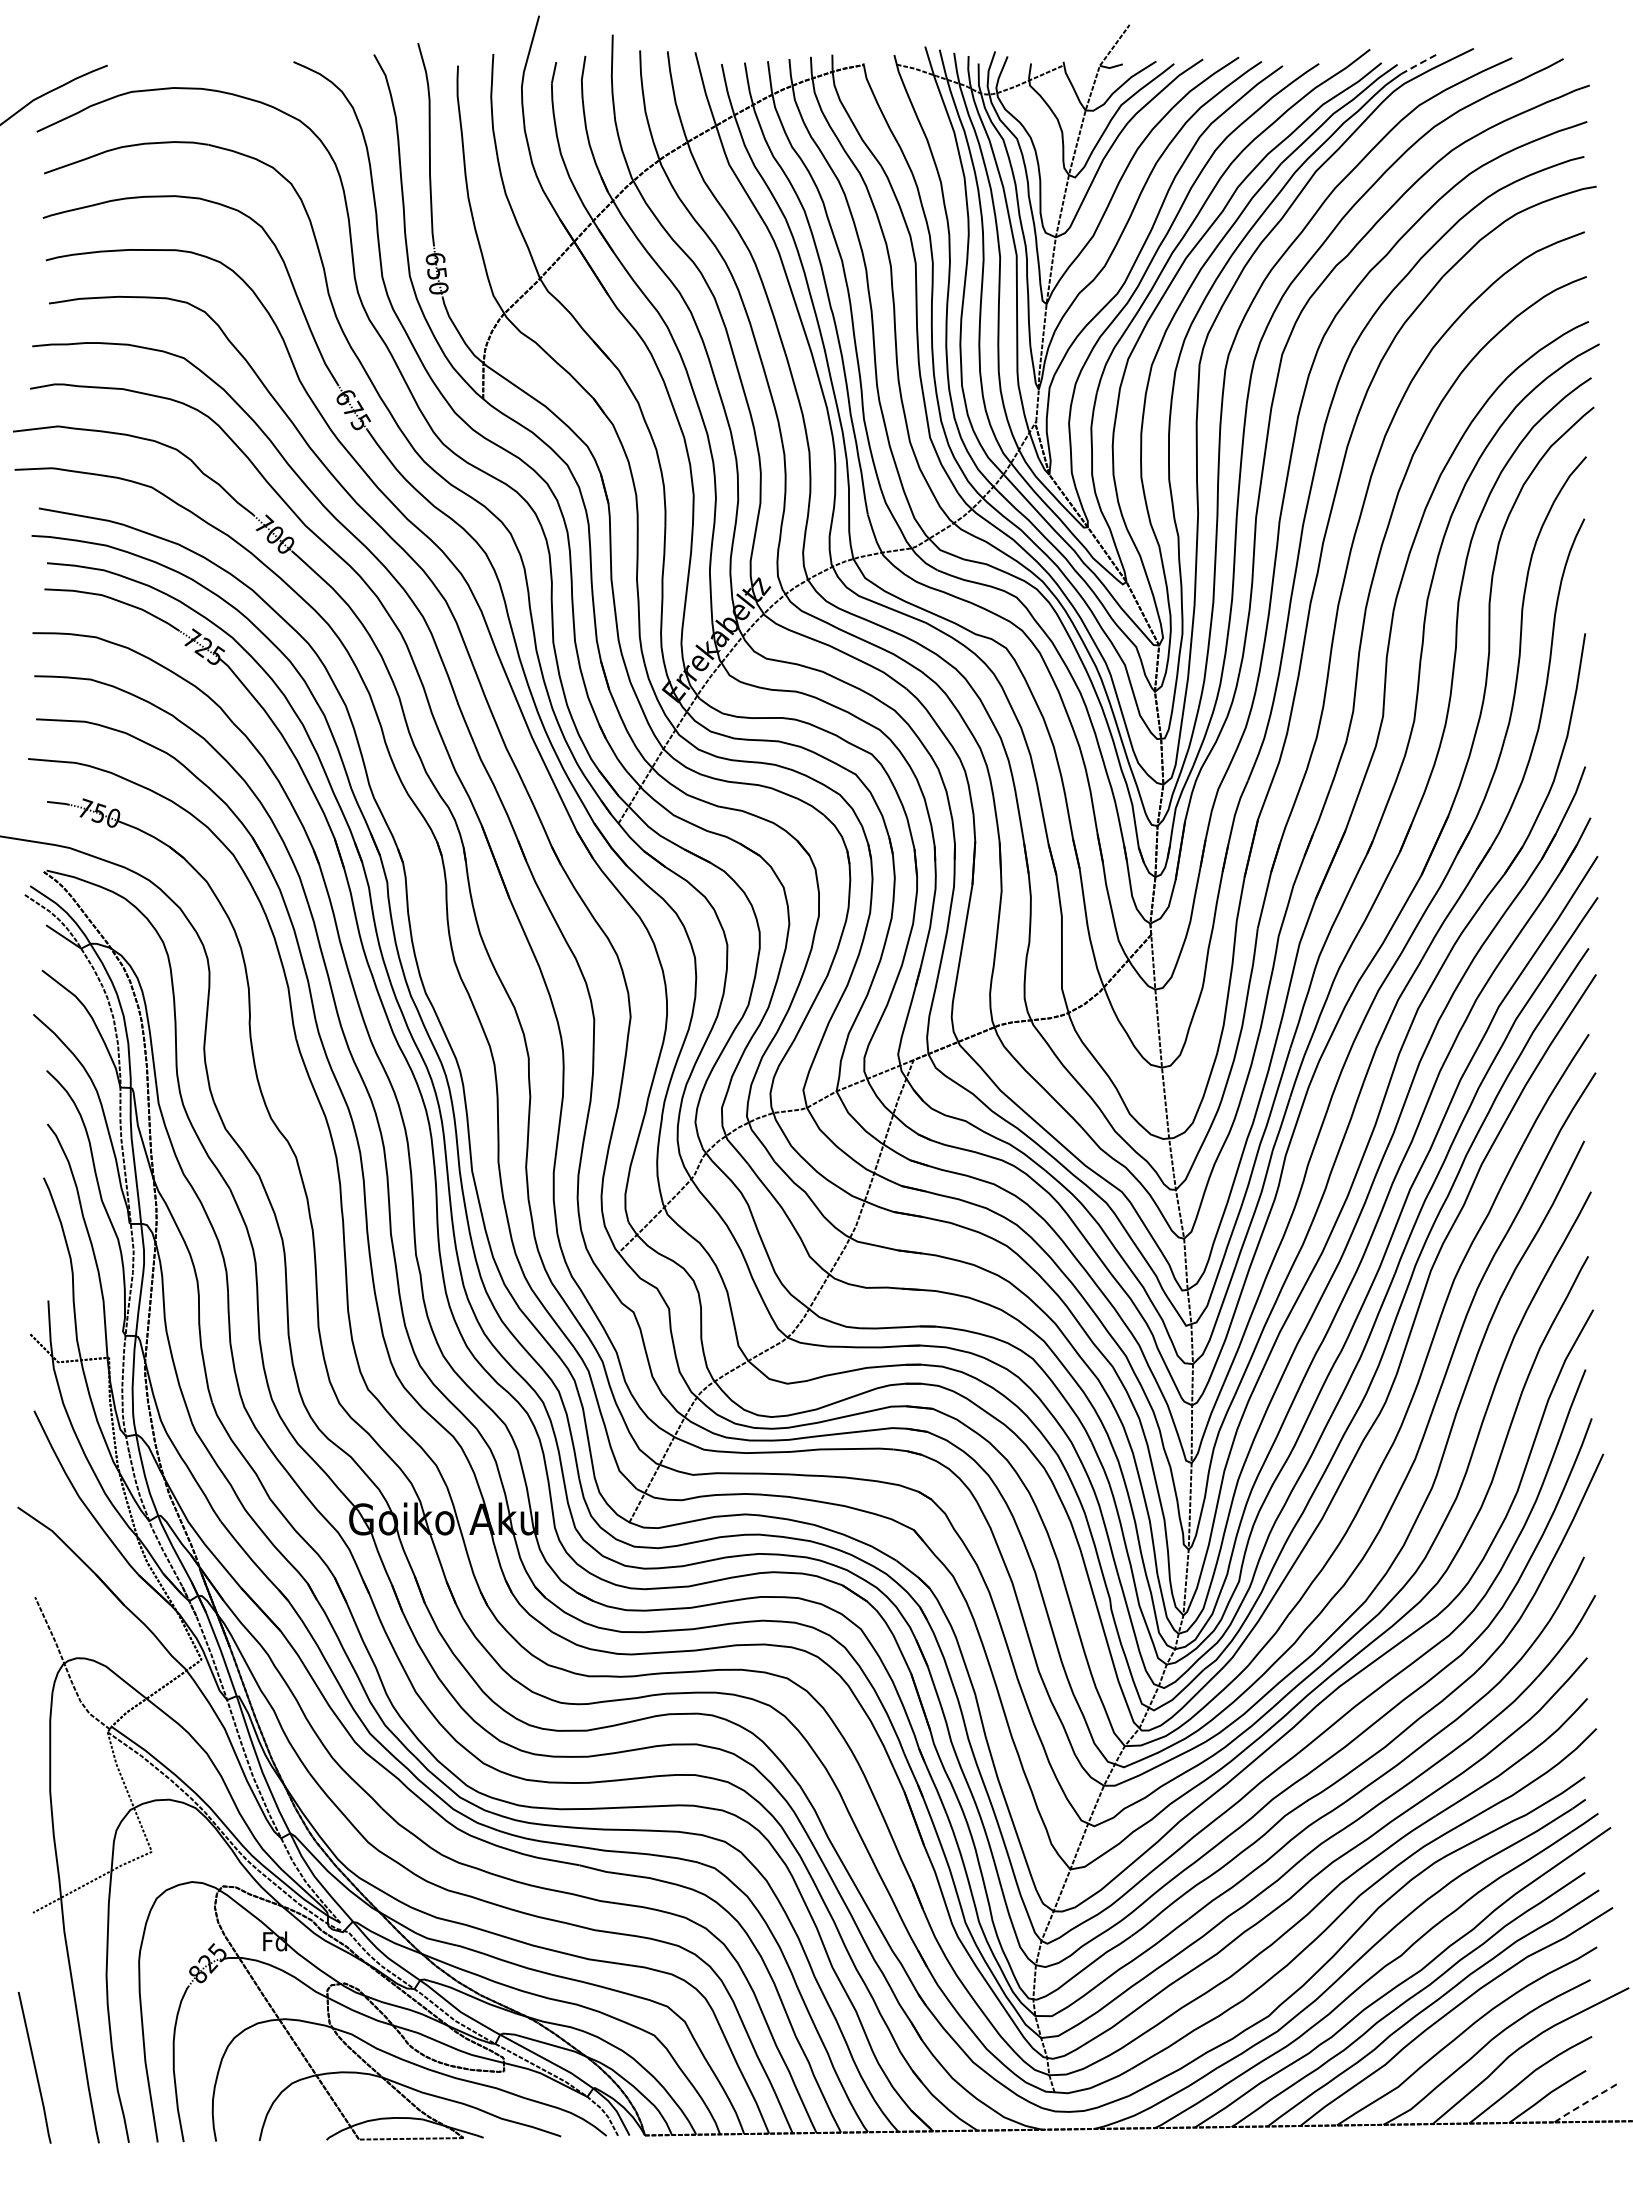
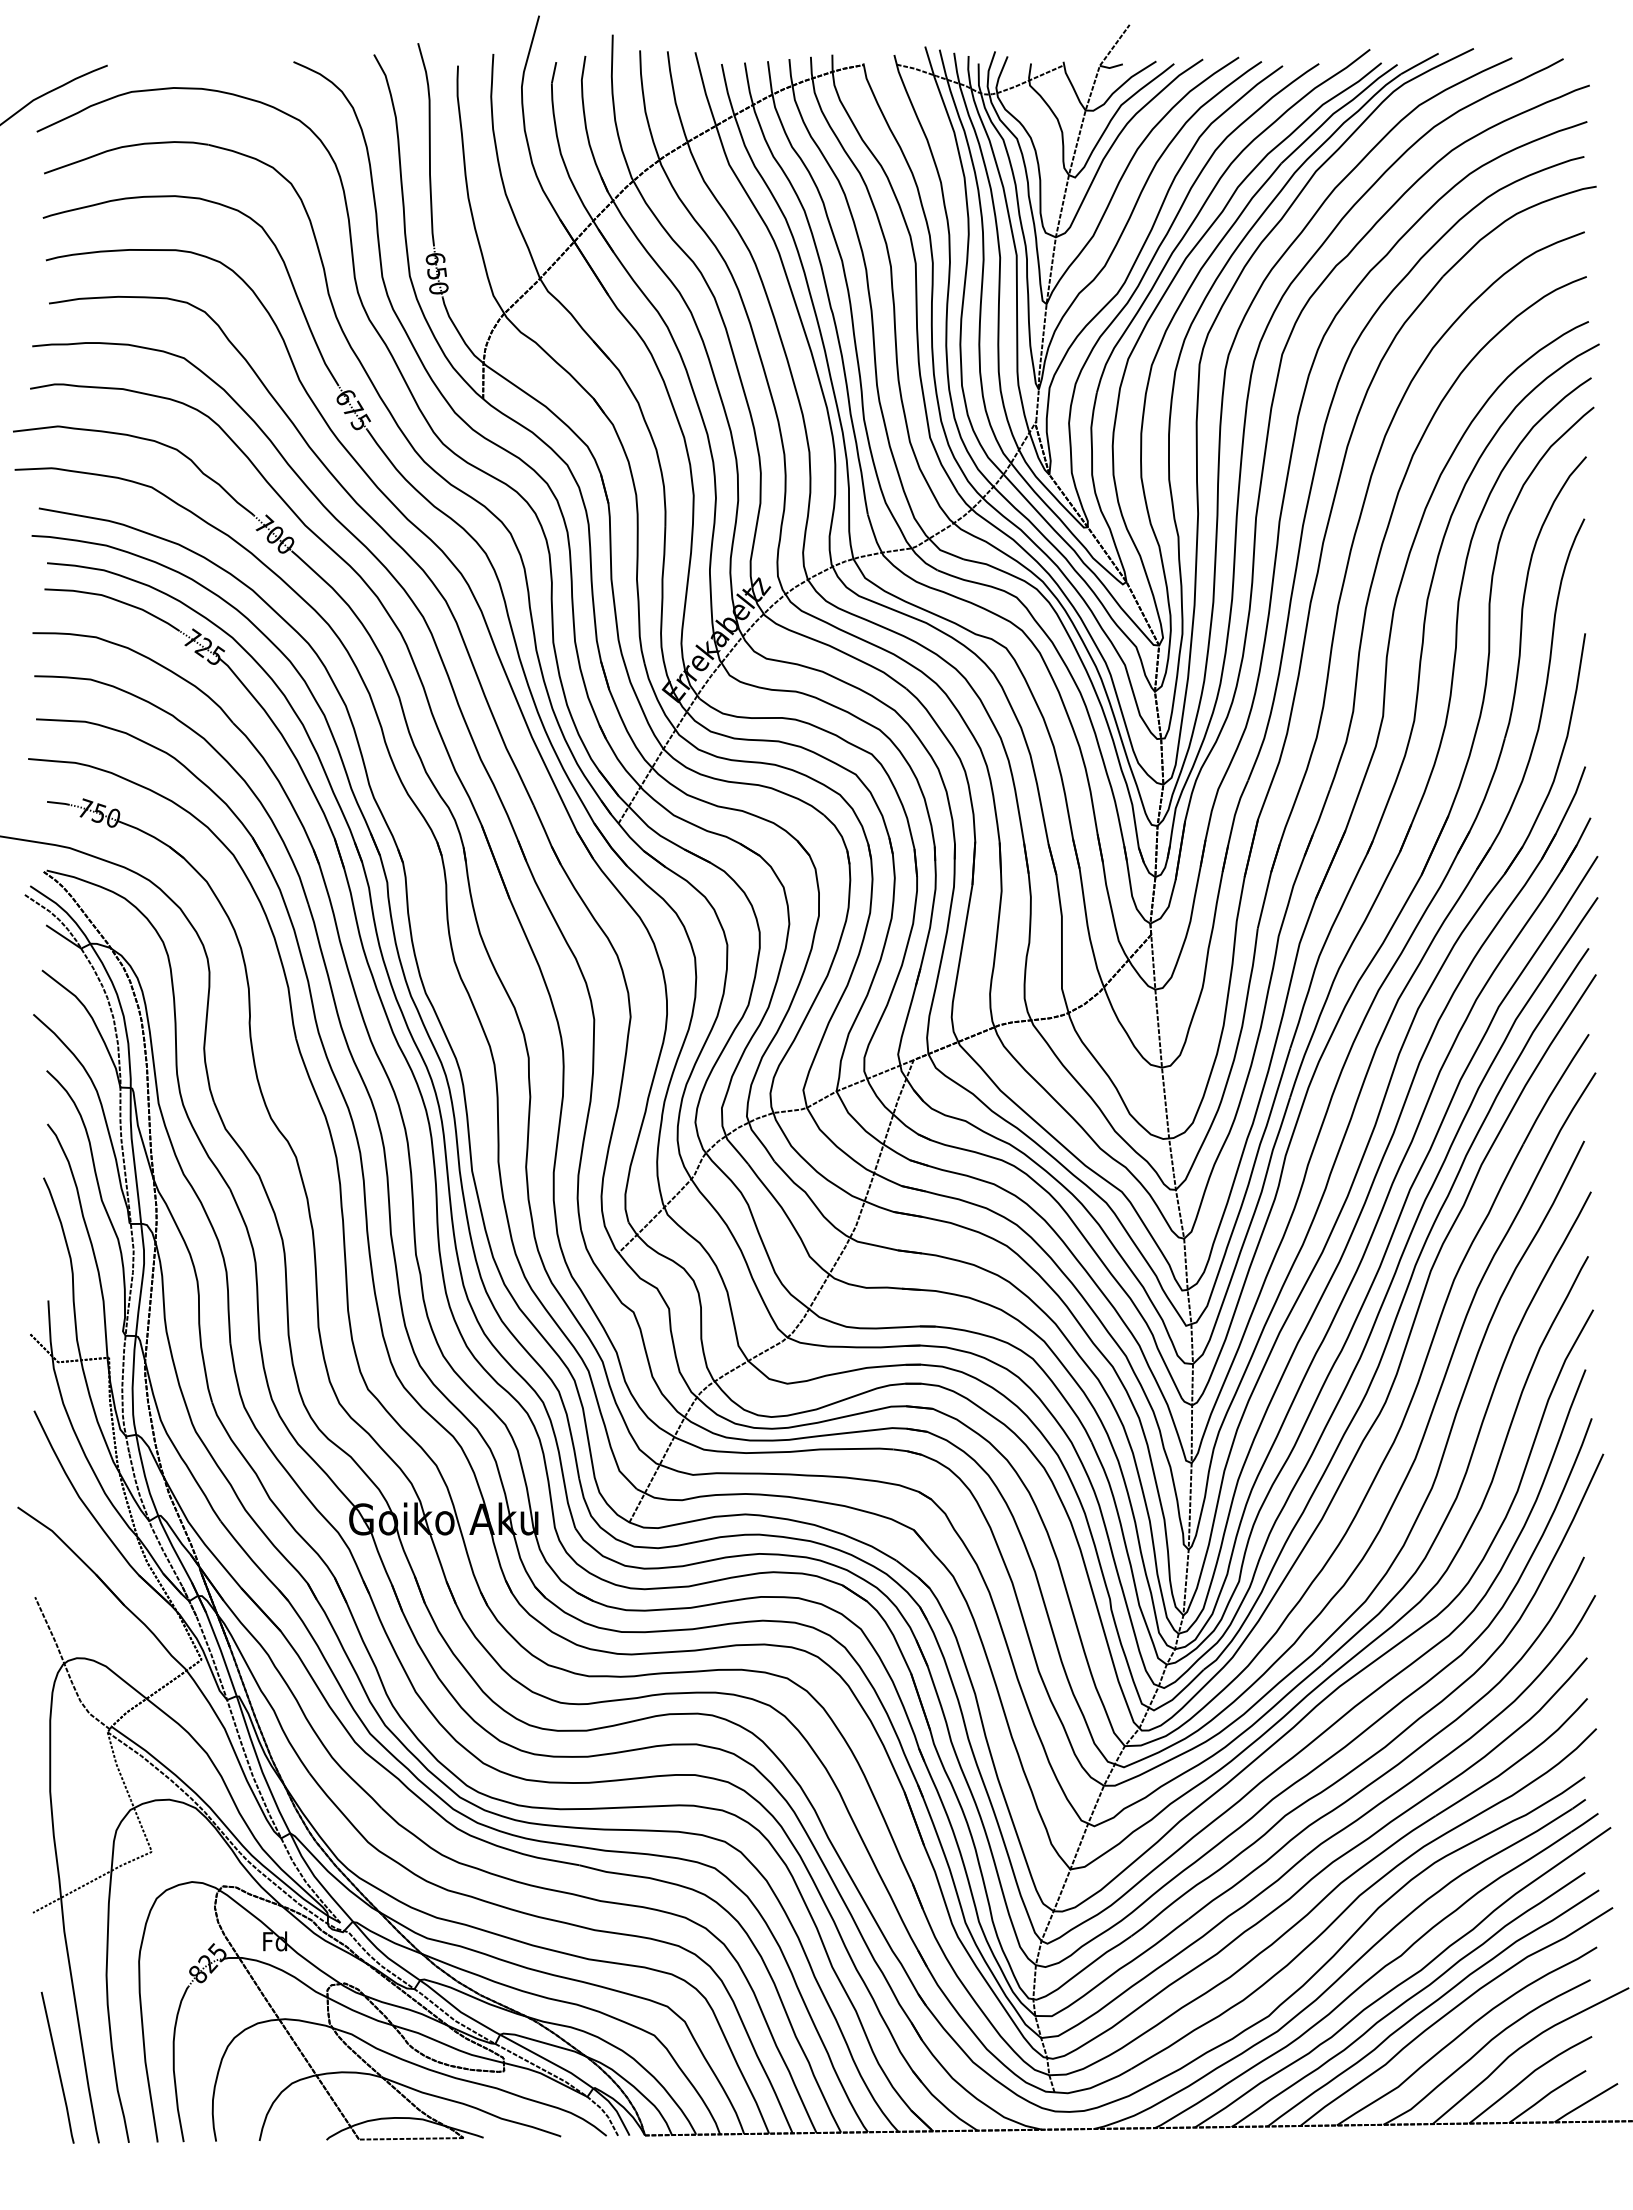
line: dashed -> solid (1419, 63)
line position: (34, 2067) -> (57, 2067) (57, 2067)
line: dashed -> solid (1585, 2103)
